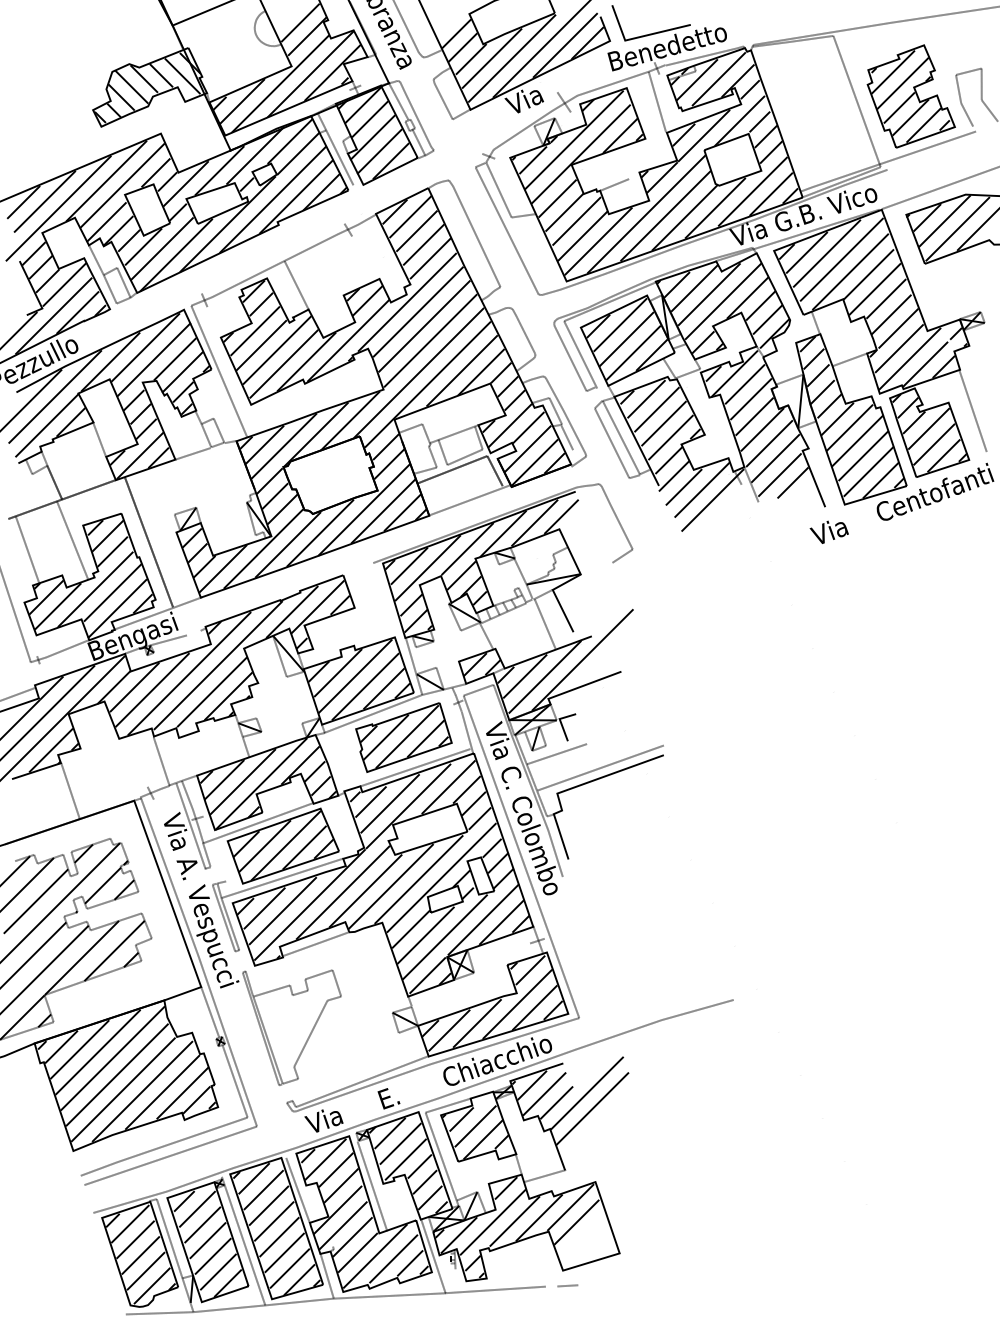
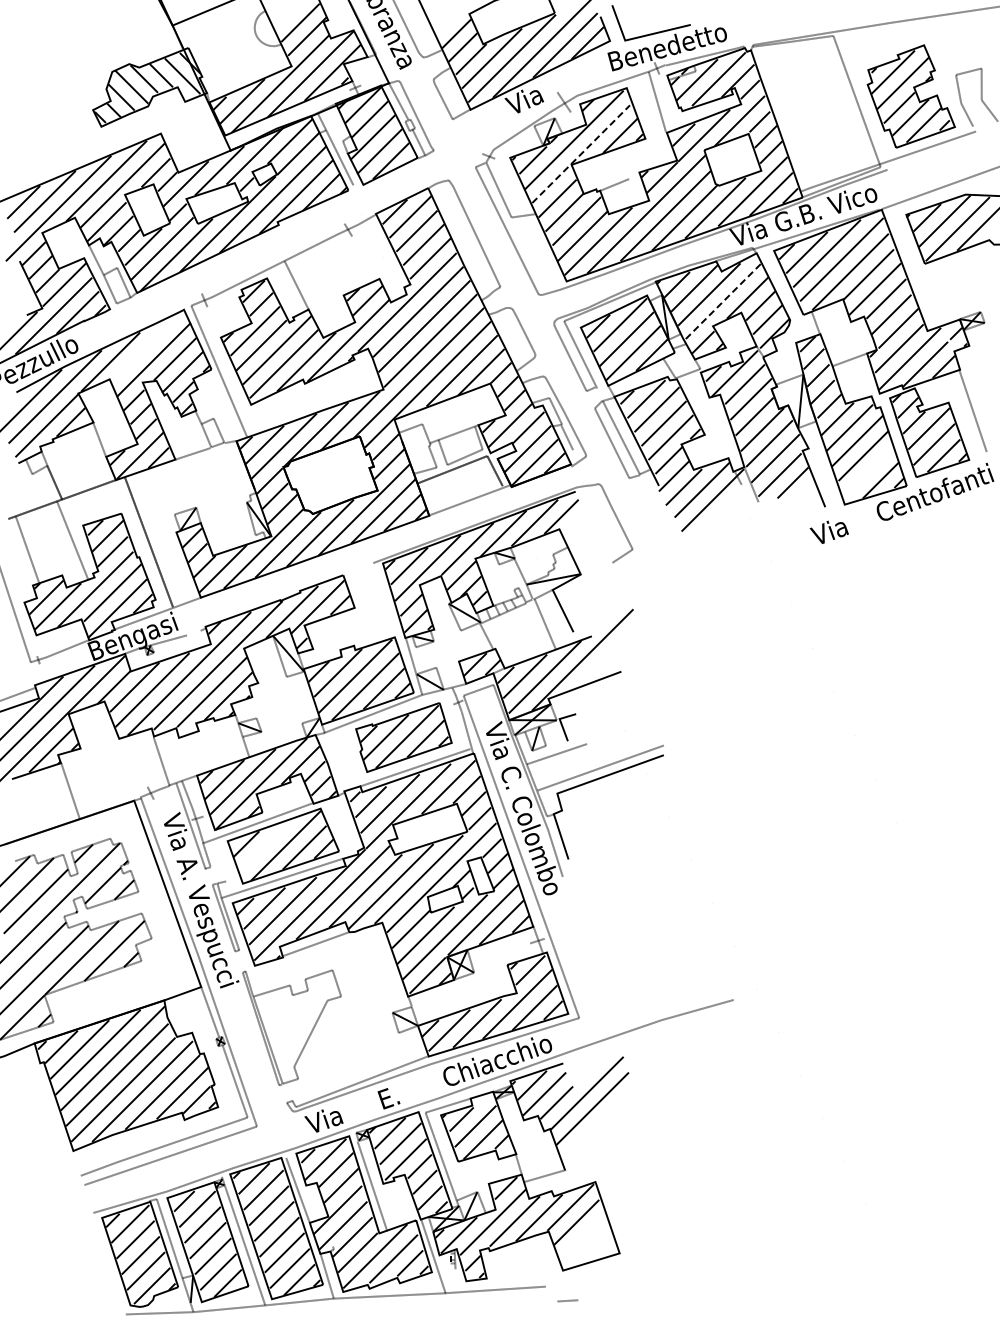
line: solid -> dashed (581, 153)
line: solid -> dashed (722, 301)
line: present -> none (145, 347)
line: present -> none (868, 471)
line: present -> none (264, 846)
line position: (567, 1285) -> (567, 1300) (567, 1300)
